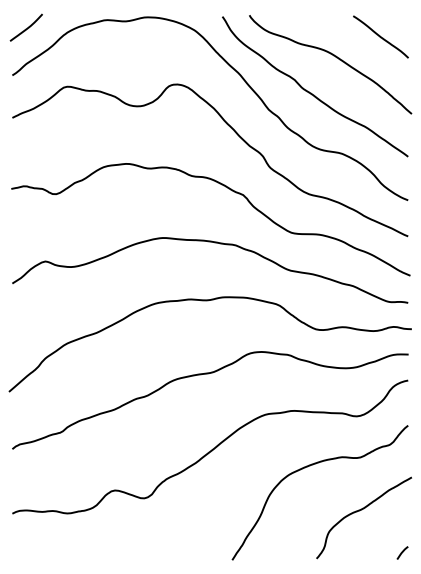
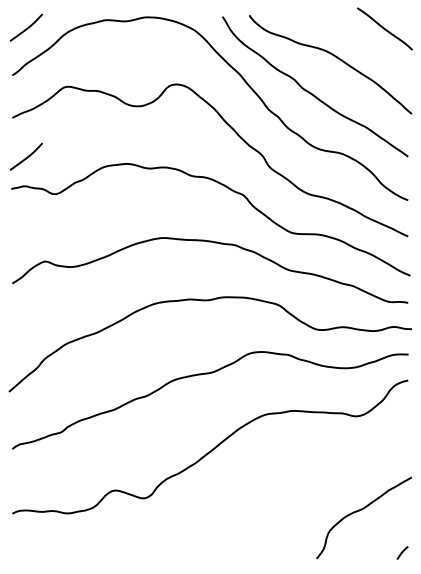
line position: (380, 36) -> (384, 28) (384, 28)
curve: none -> present (25, 157)
curve: present -> none (310, 466)
